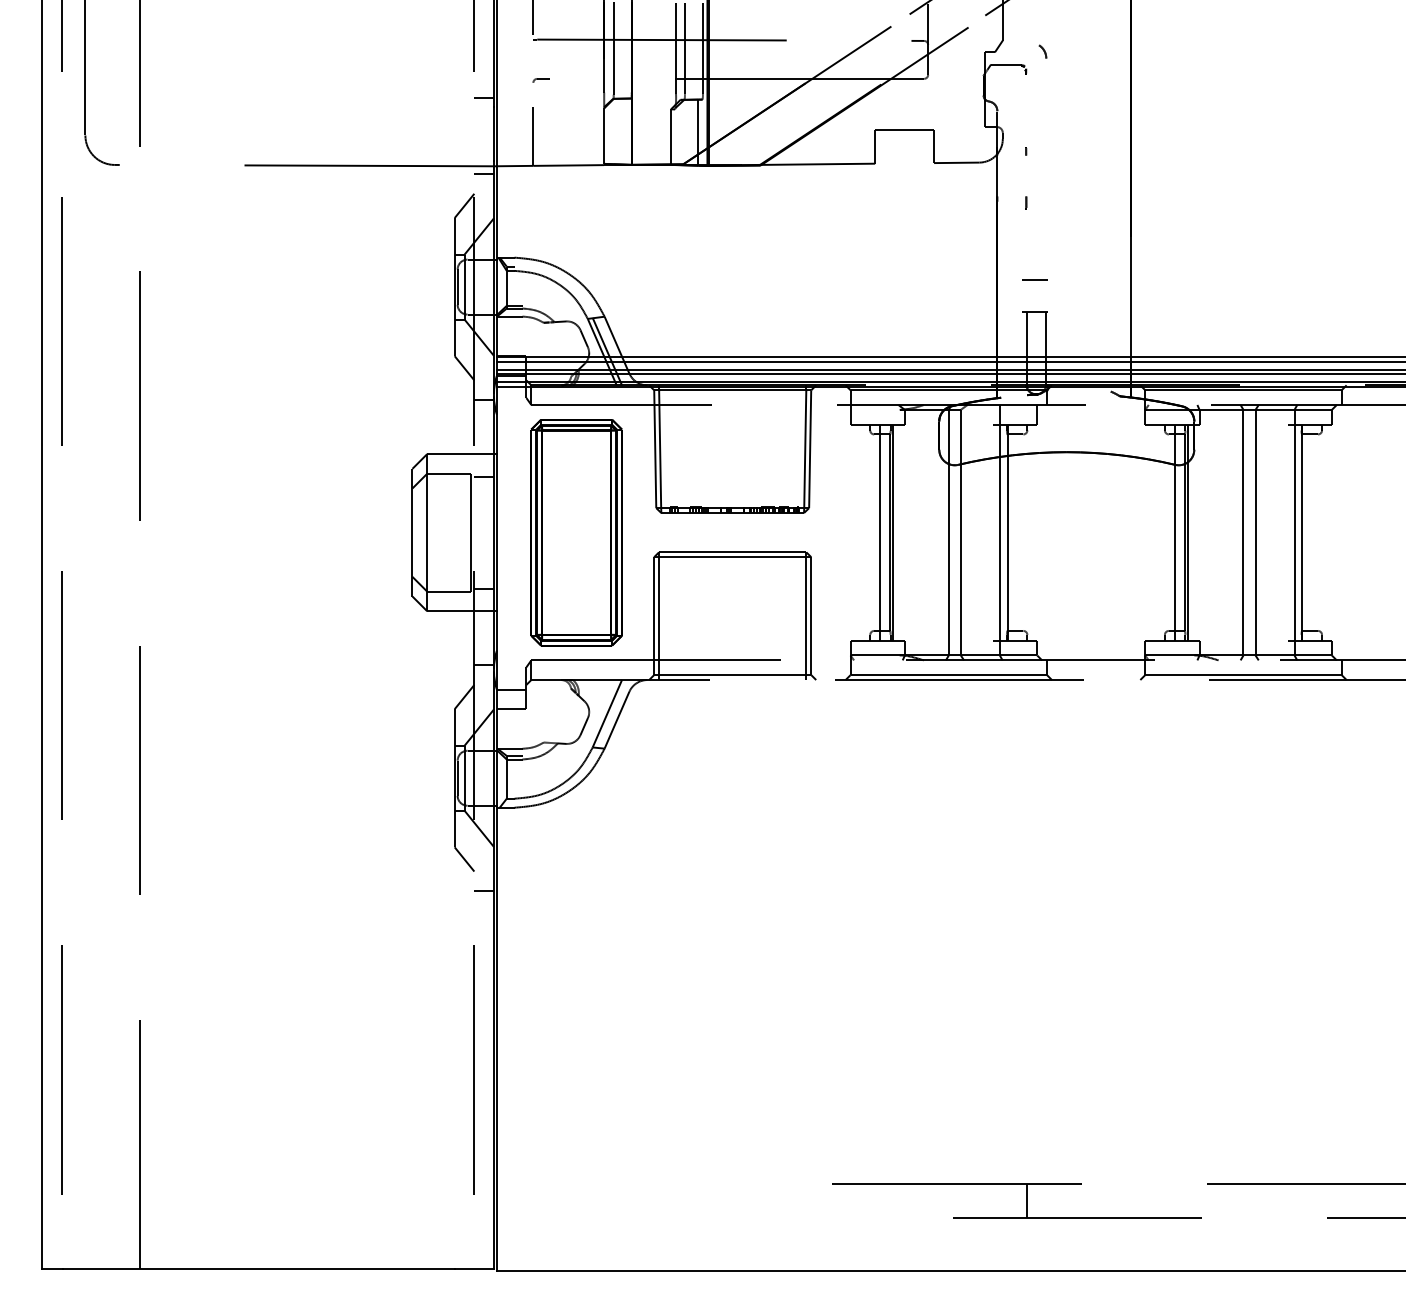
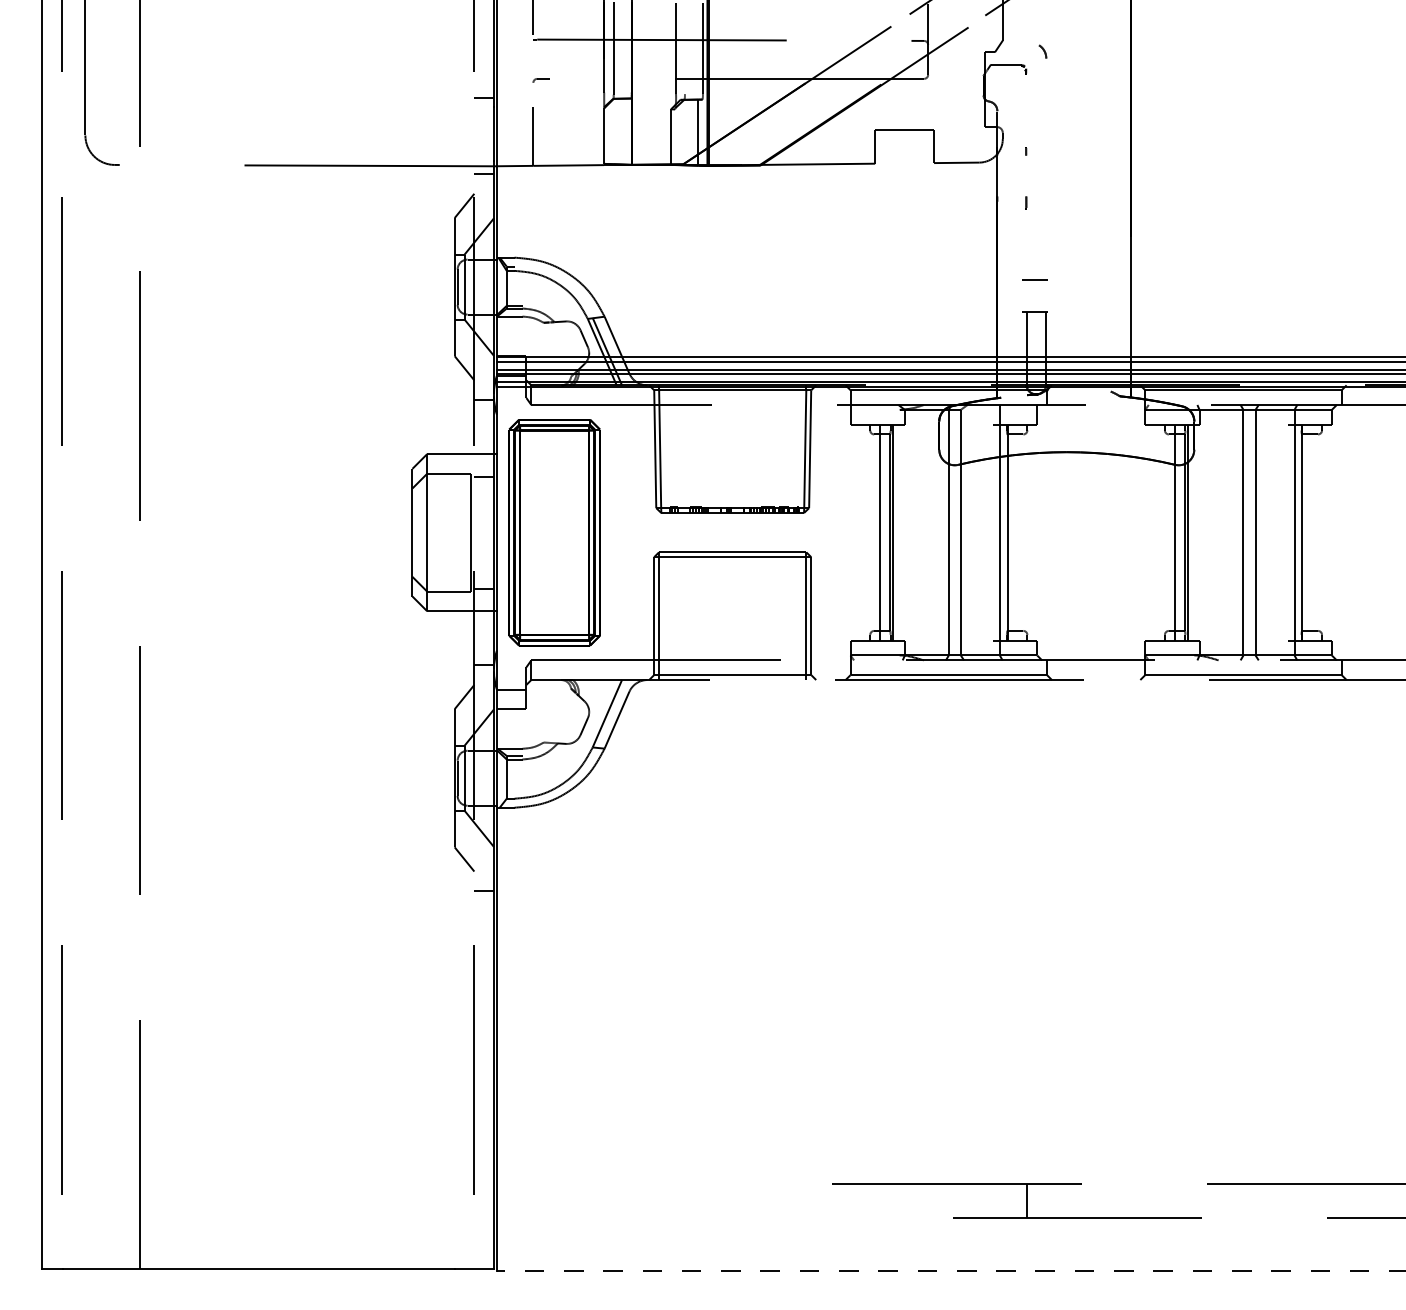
line: present -> none (684, 48)
part position: (576, 532) -> (554, 532) (554, 532)
line: solid -> dashed (950, 1270)
